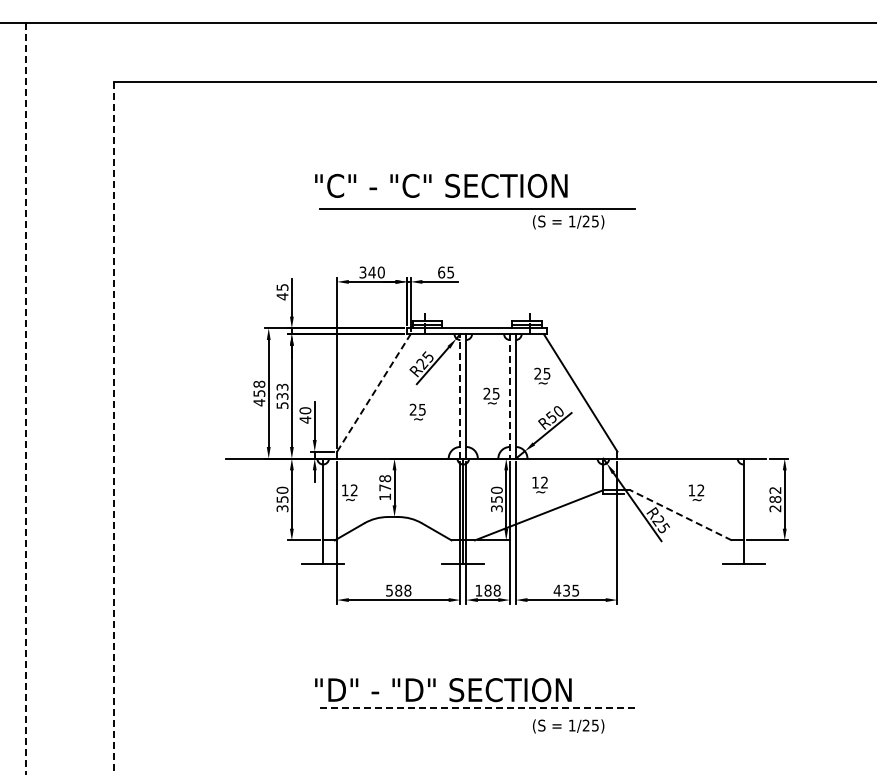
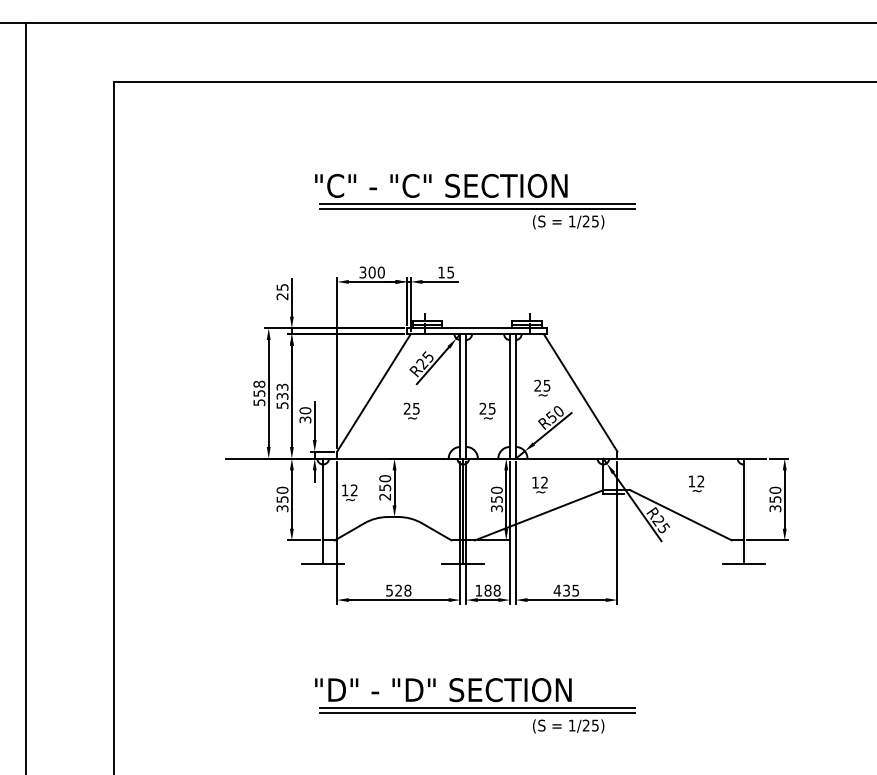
line: none -> present (476, 203)
text: 340 -> 300 (371, 272)
text: 65 -> 15 (441, 272)
text: 45 -> 25 (282, 296)
text position: (542, 375) -> (542, 387) (542, 387)
line: dashed -> solid (374, 392)
line: dashed -> solid (460, 395)
text position: (491, 395) -> (487, 410) (487, 410)
line: dashed -> solid (510, 396)
line: dashed -> solid (26, 398)
text: 458 -> 558 (259, 402)
text position: (417, 411) -> (411, 410) (411, 410)
text: 40 -> 30 (305, 419)
line: dashed -> solid (113, 428)
text: 178 -> 250 (385, 487)
text position: (696, 492) -> (696, 483) (696, 483)
text: 282 -> 350 (775, 499)
line: dashed -> solid (681, 515)
text: 588 -> 528 (398, 590)
line: dashed -> solid (477, 707)
line: none -> present (476, 713)
